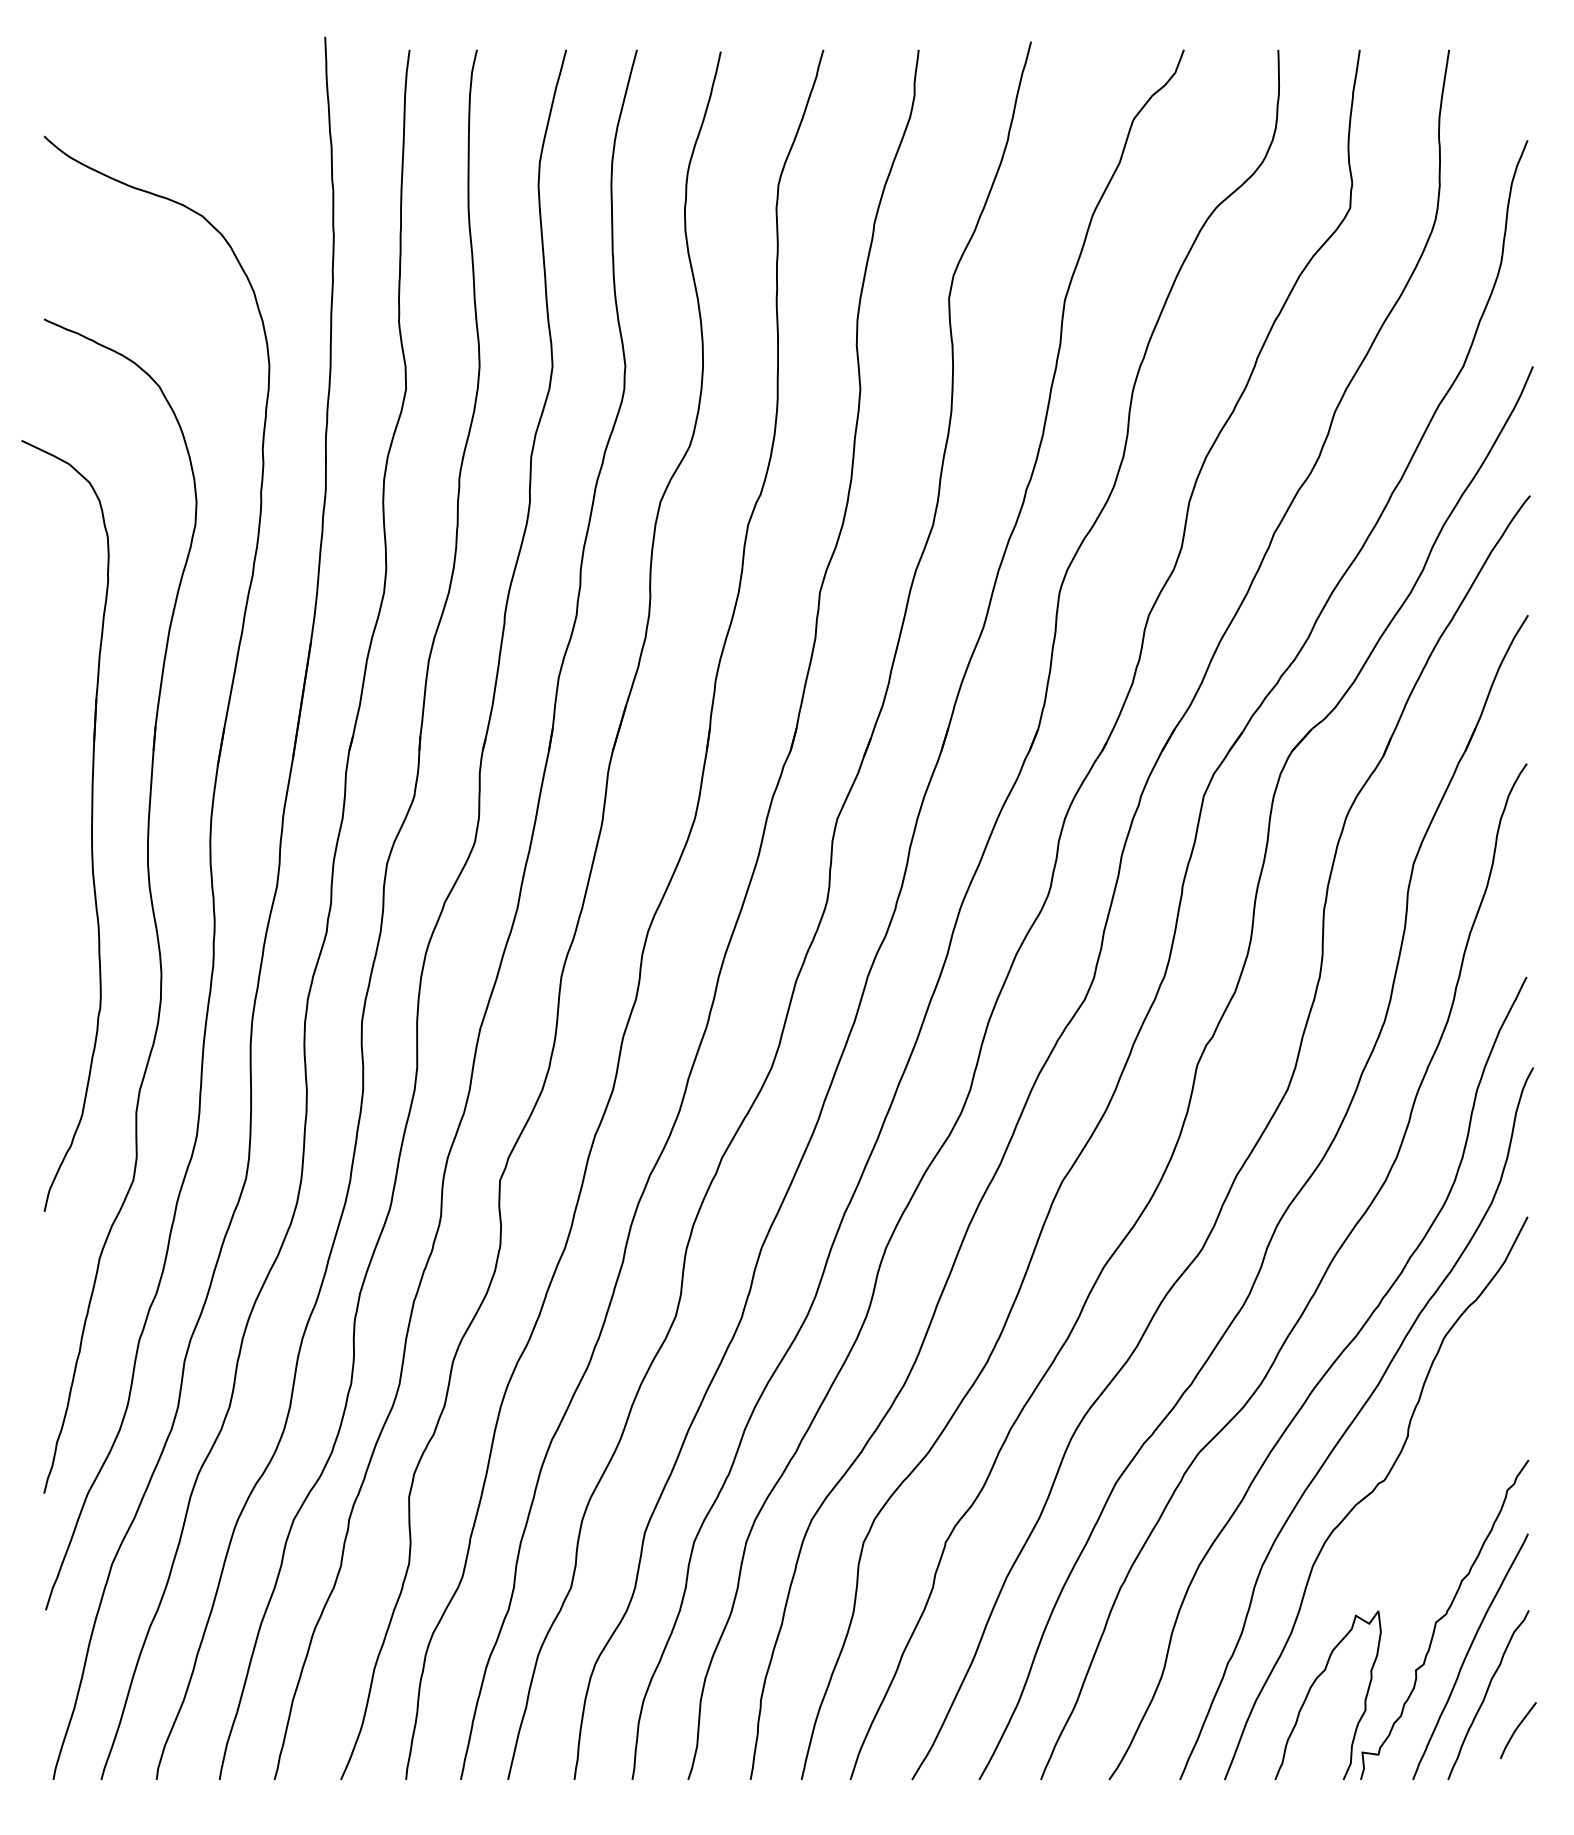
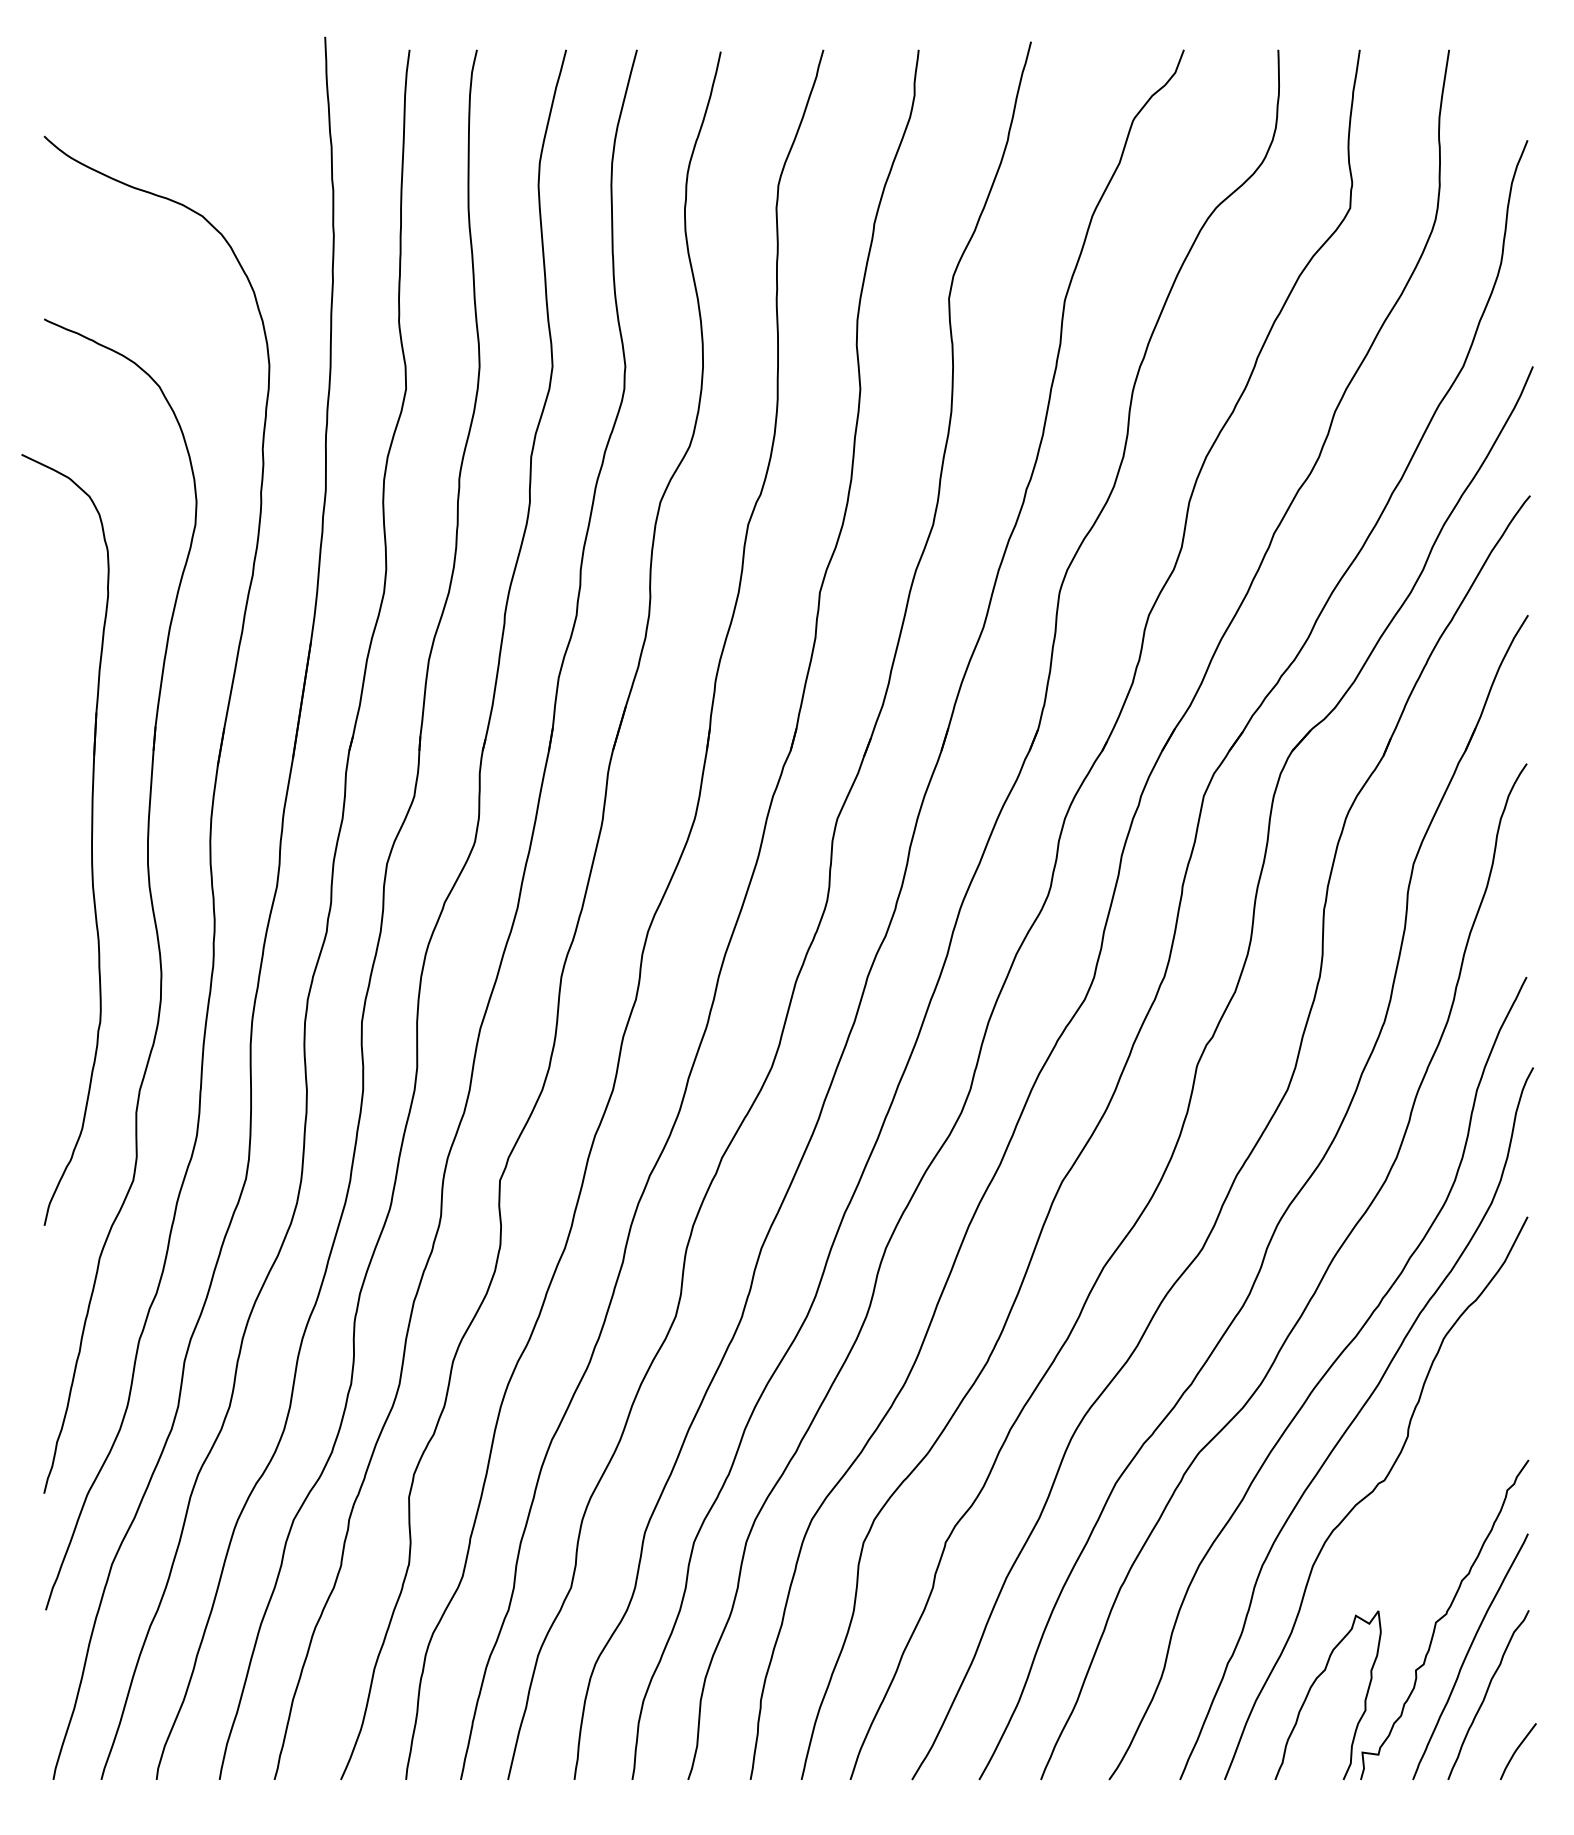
part position: (91, 825) -> (91, 839) (91, 839)
curve position: (1517, 1729) -> (1517, 1750) (1517, 1750)
